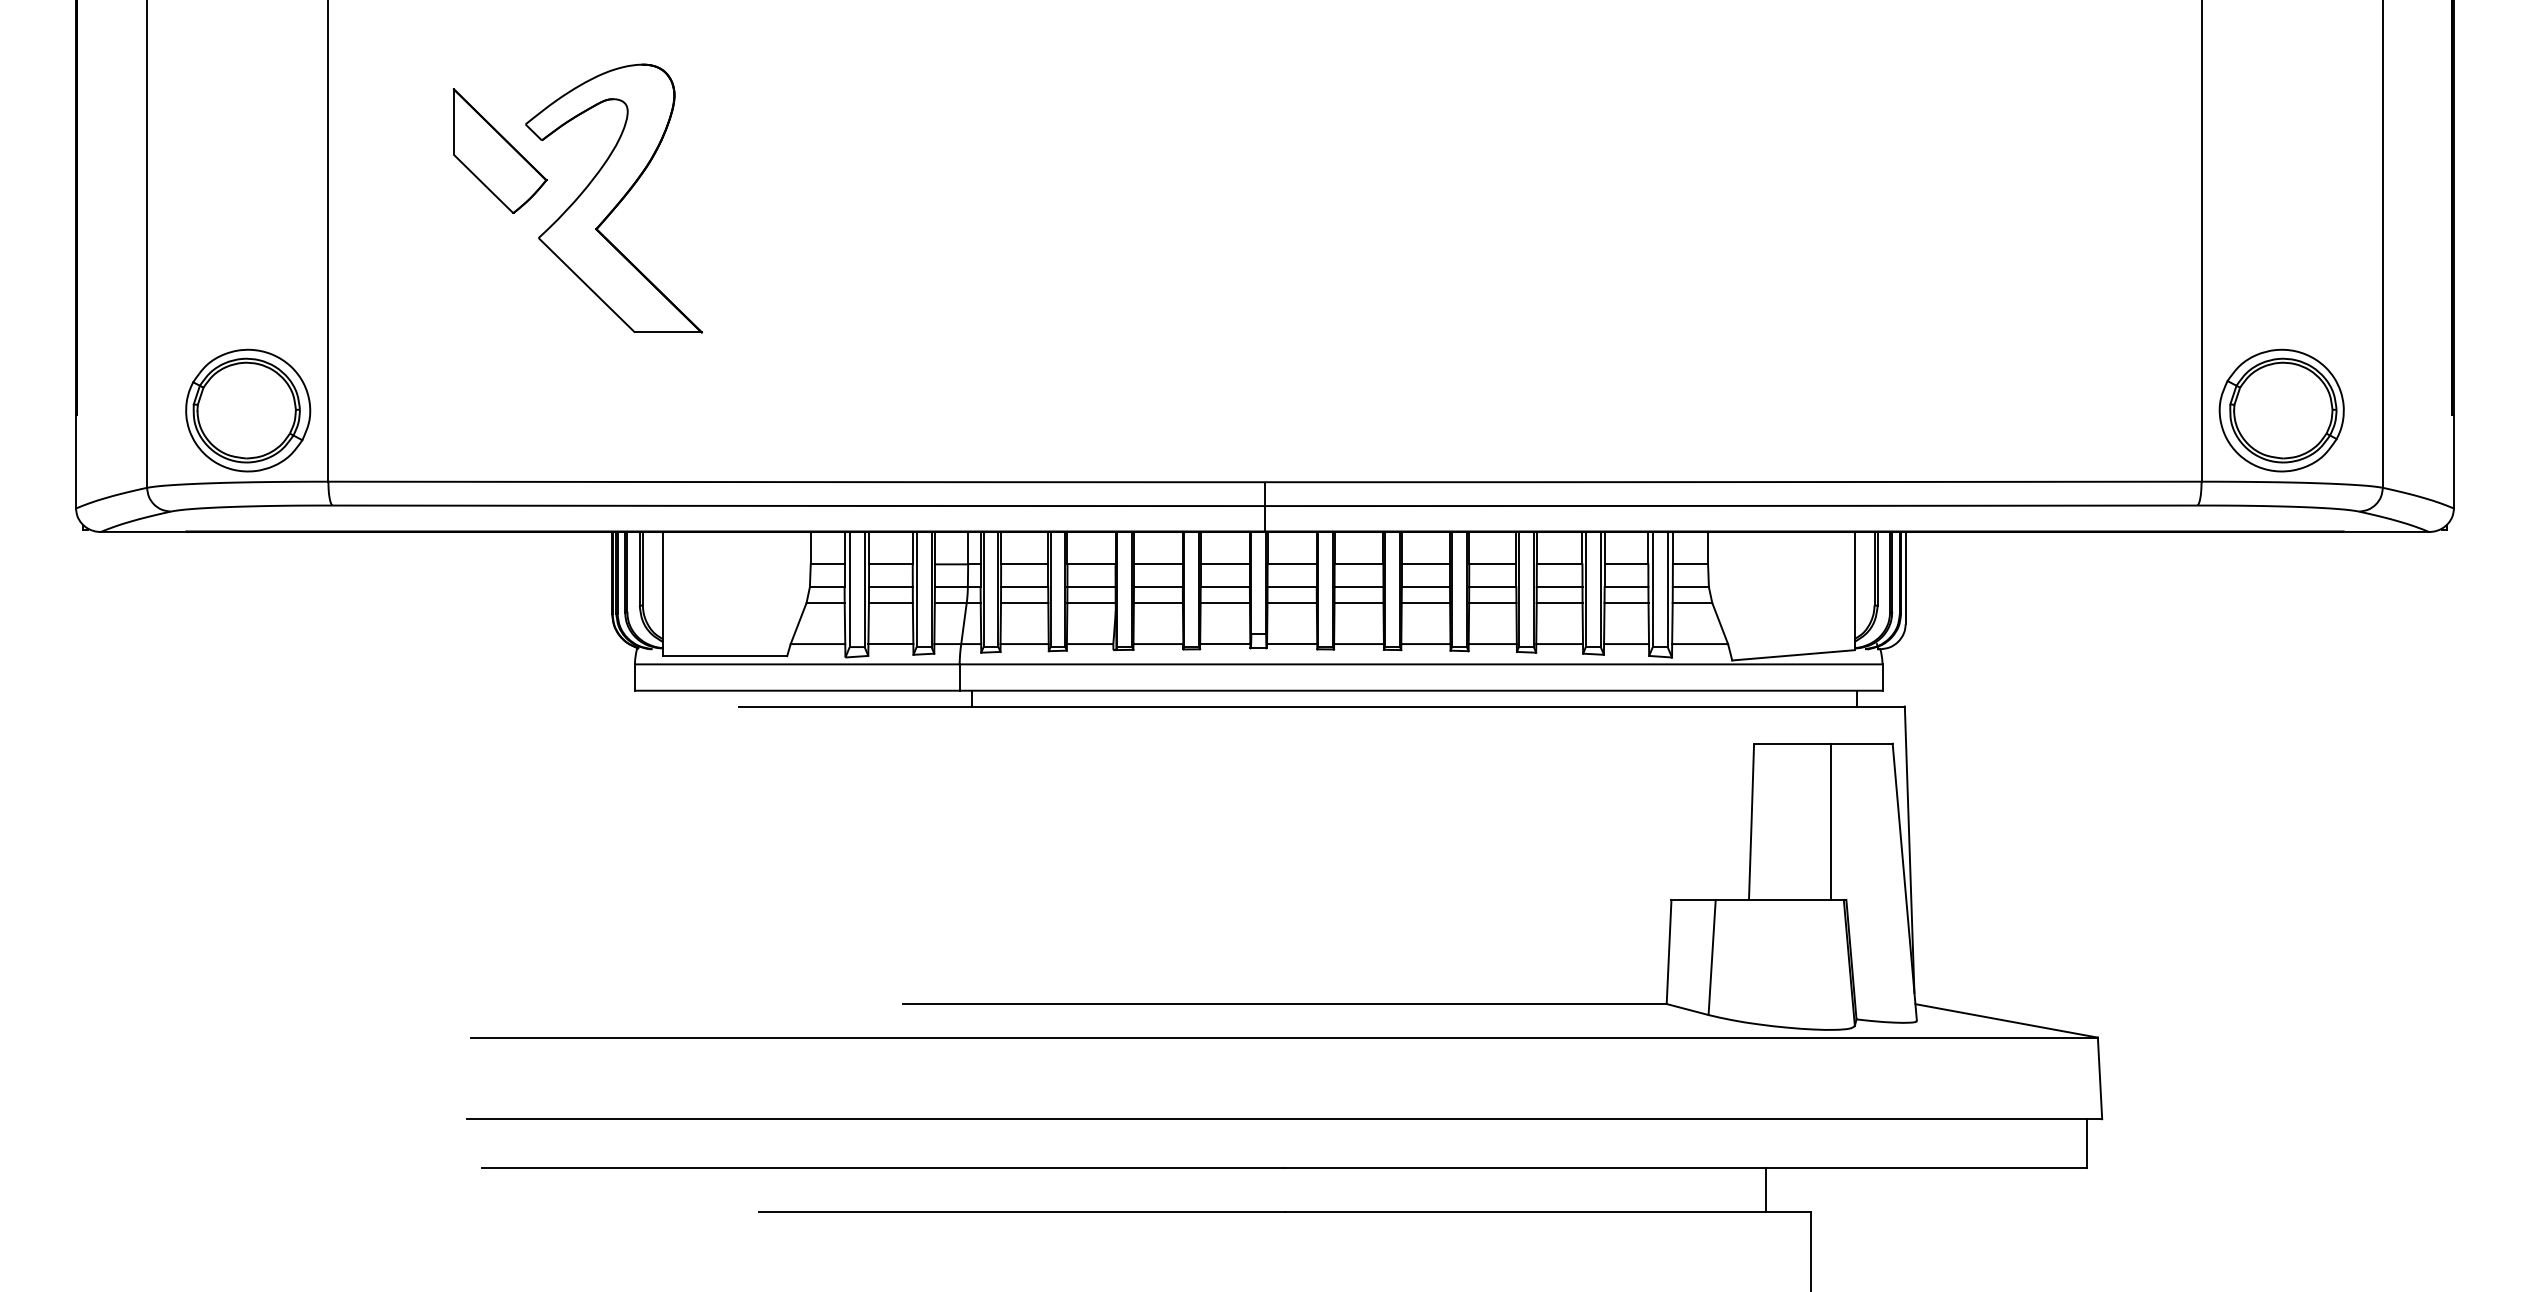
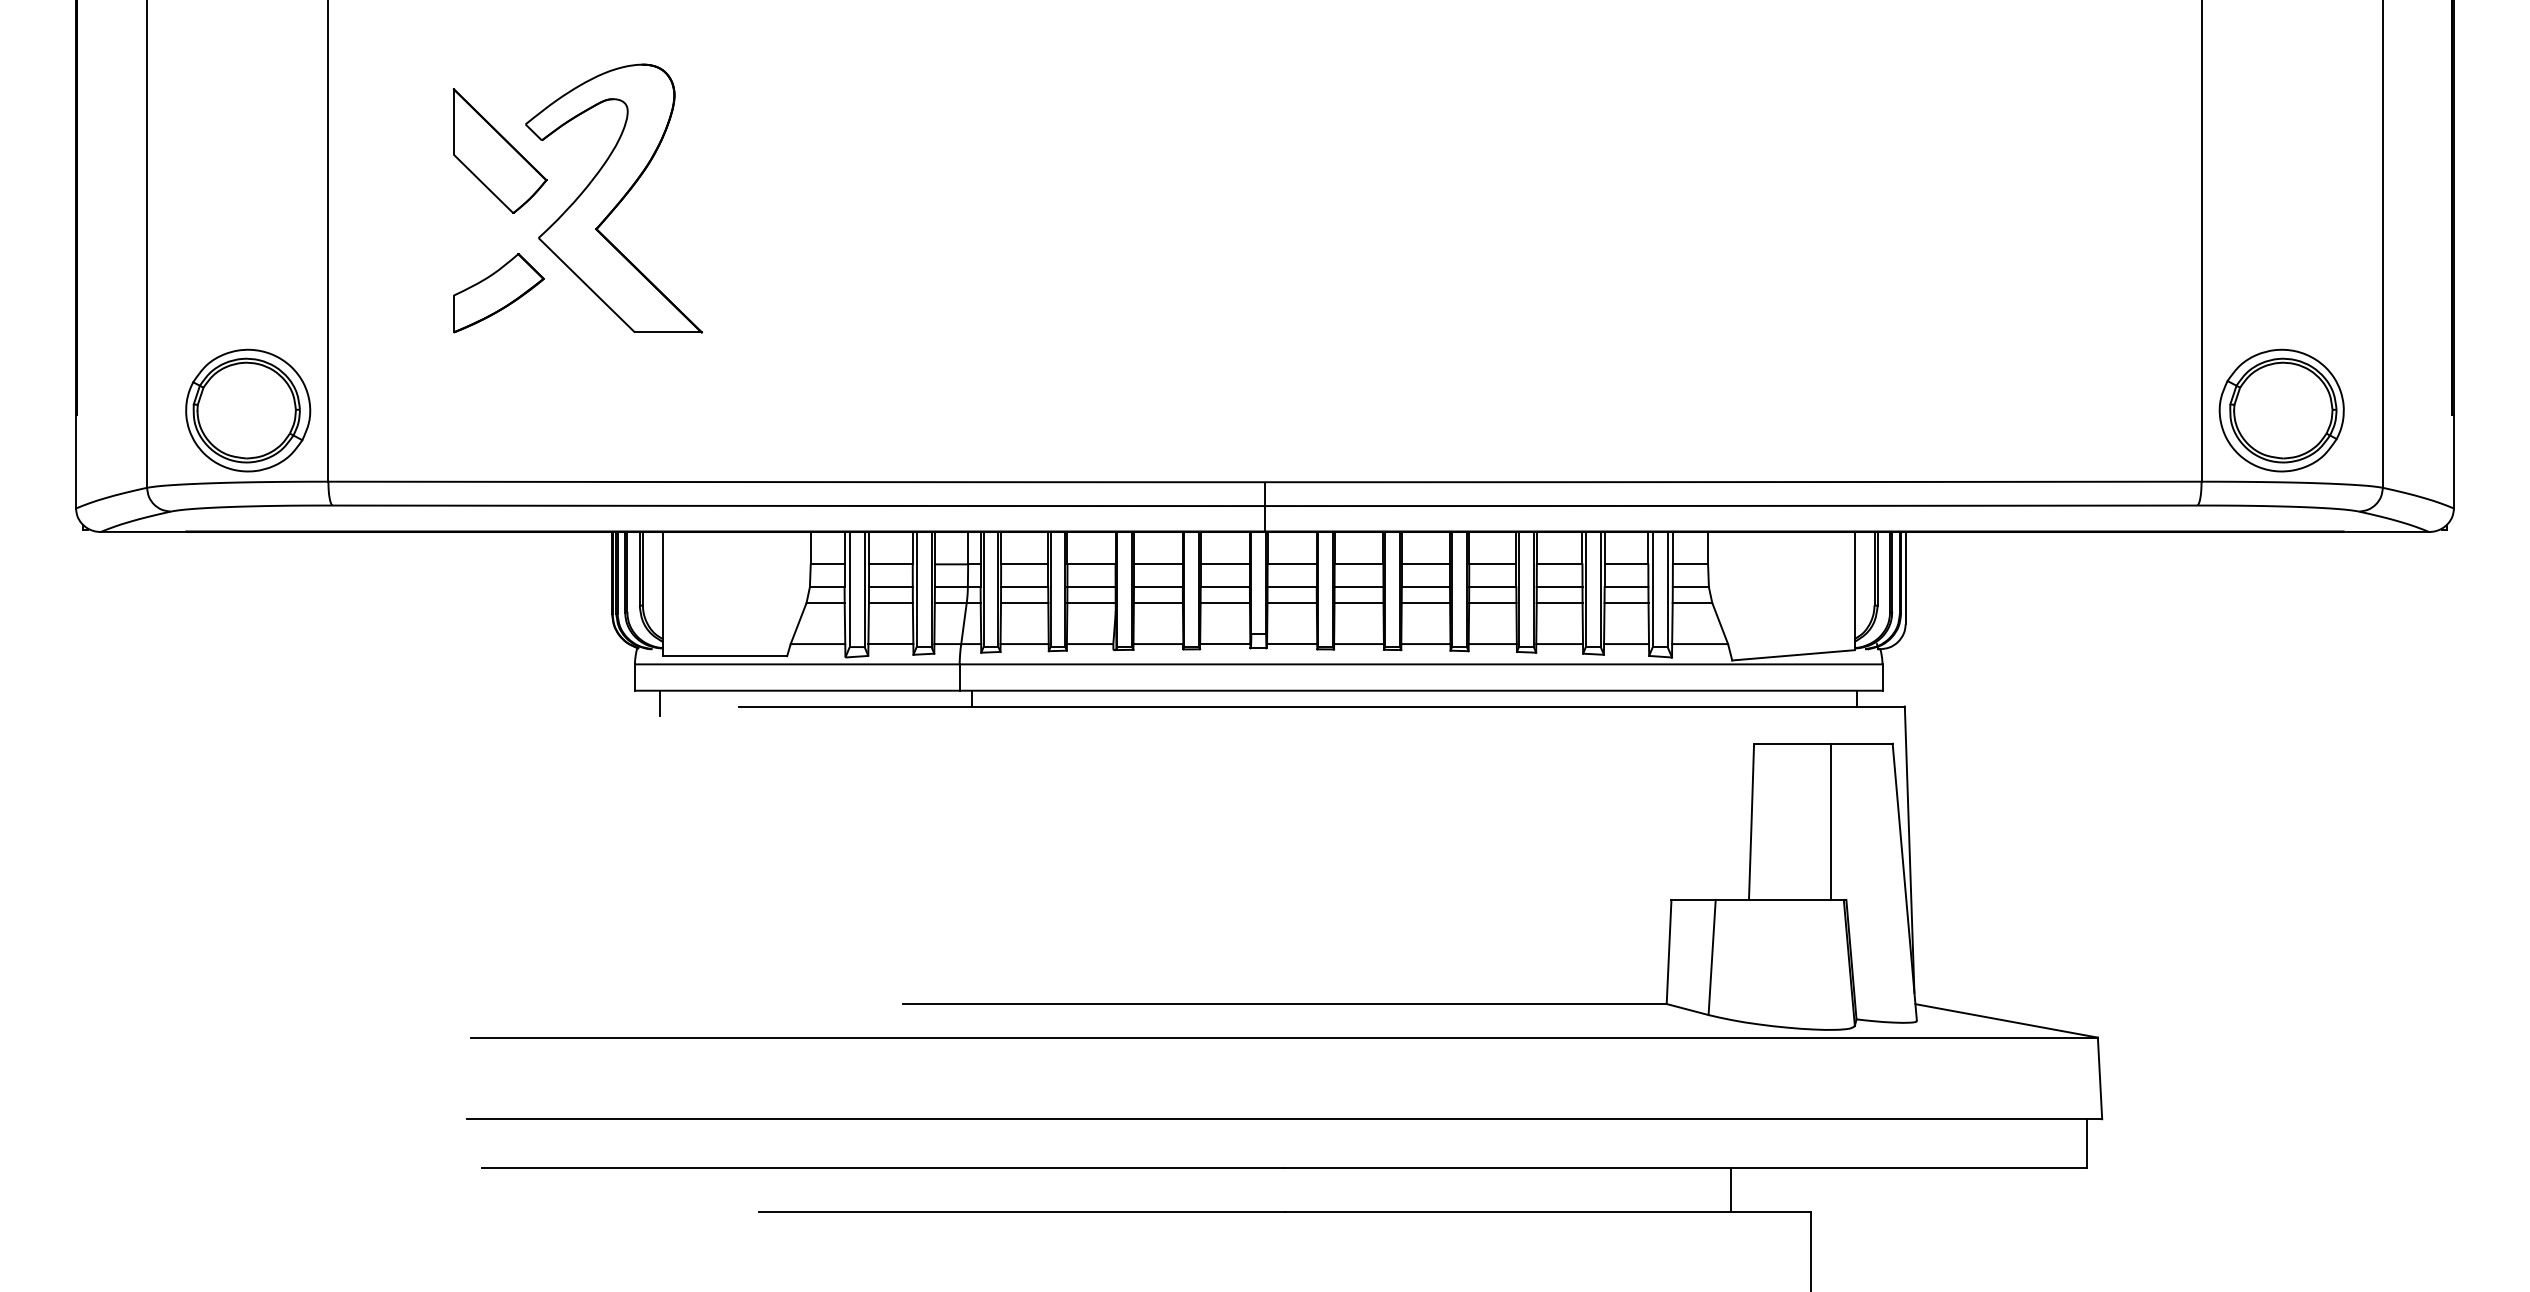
part: none -> present (498, 293)
line: none -> present (660, 702)
line position: (1765, 1189) -> (1730, 1189) (1730, 1189)
